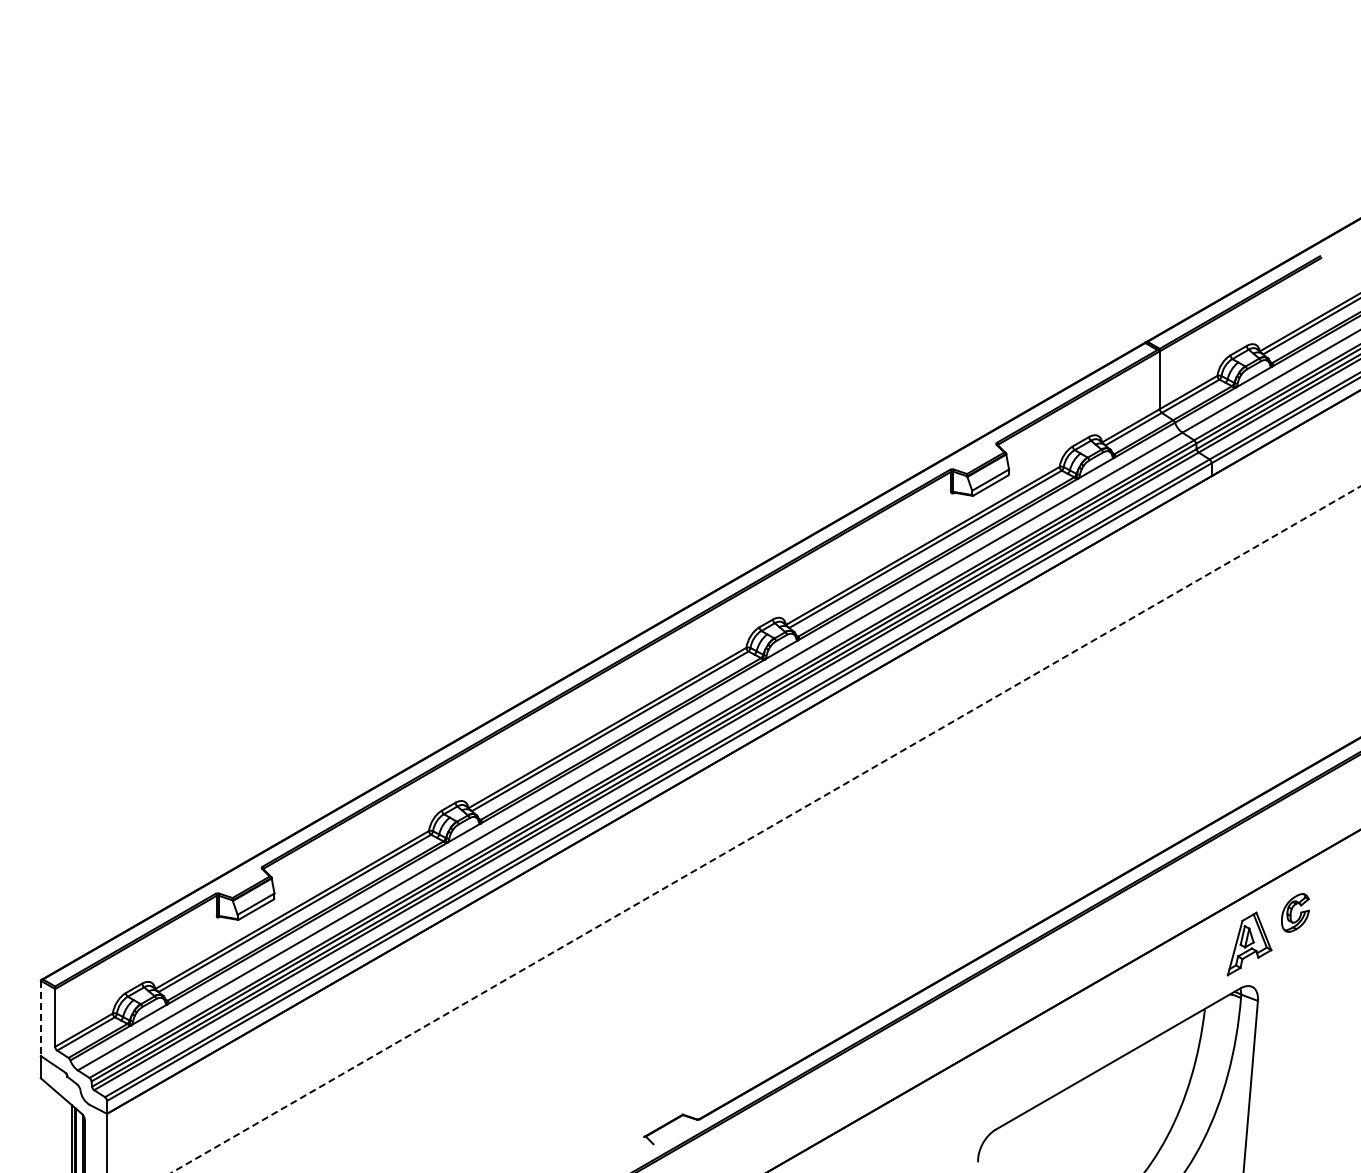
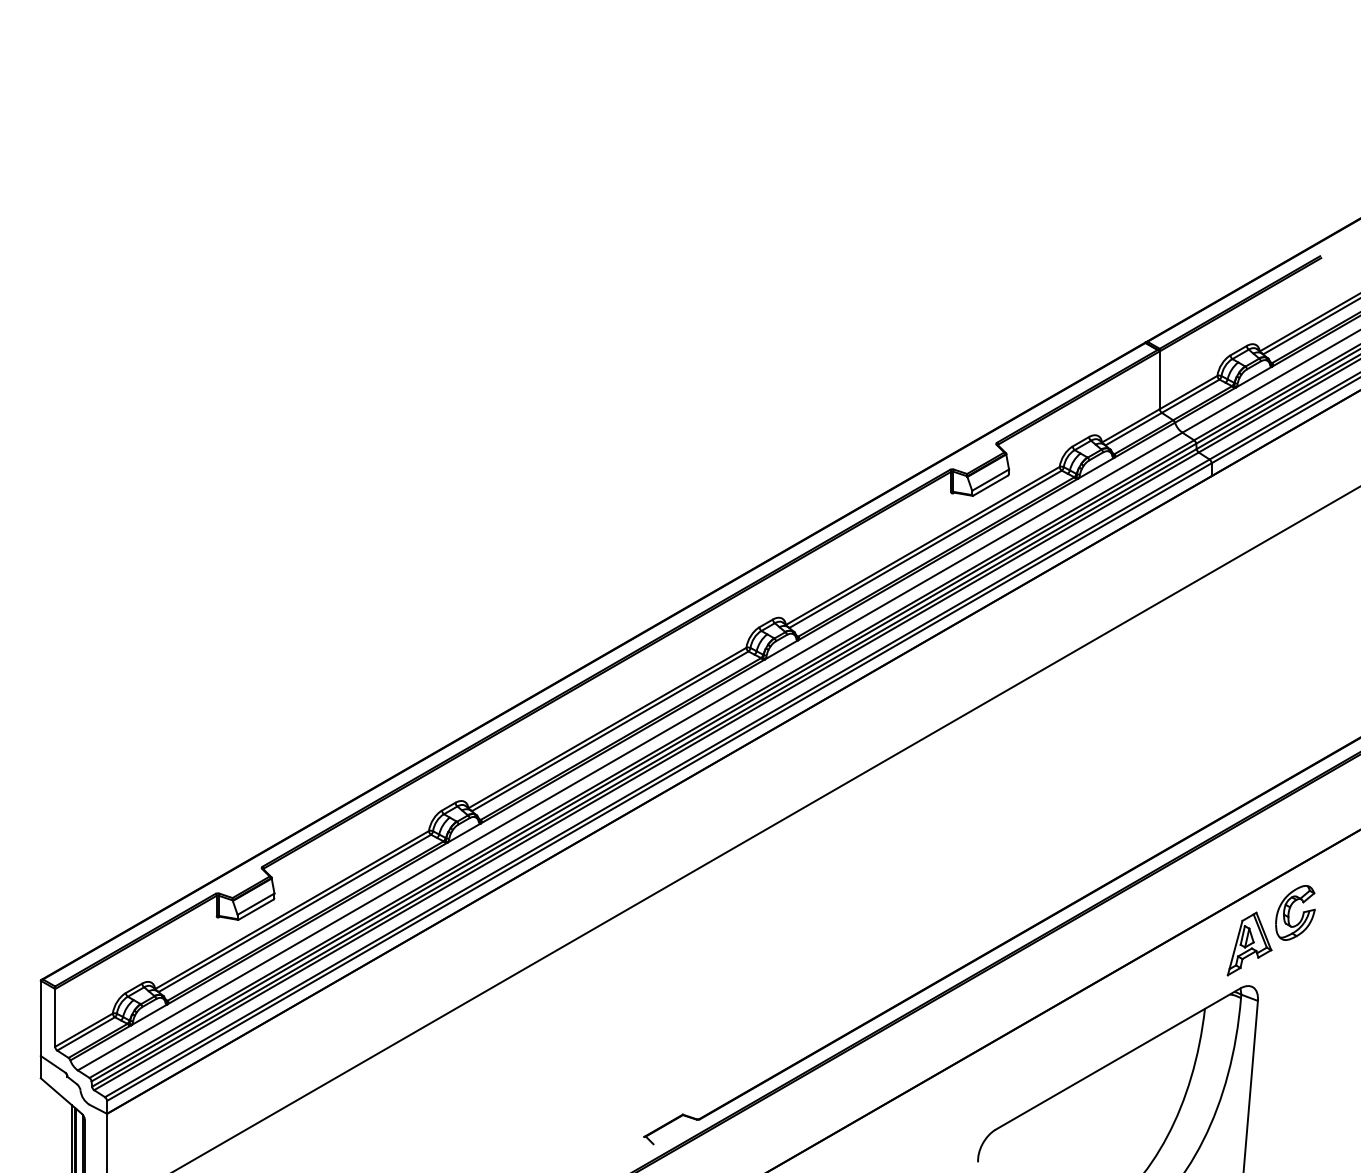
line: dashed -> solid (766, 829)
part size: 29x40 px -> 41x56 px (1295, 912)
line: dashed -> solid (40, 1018)
